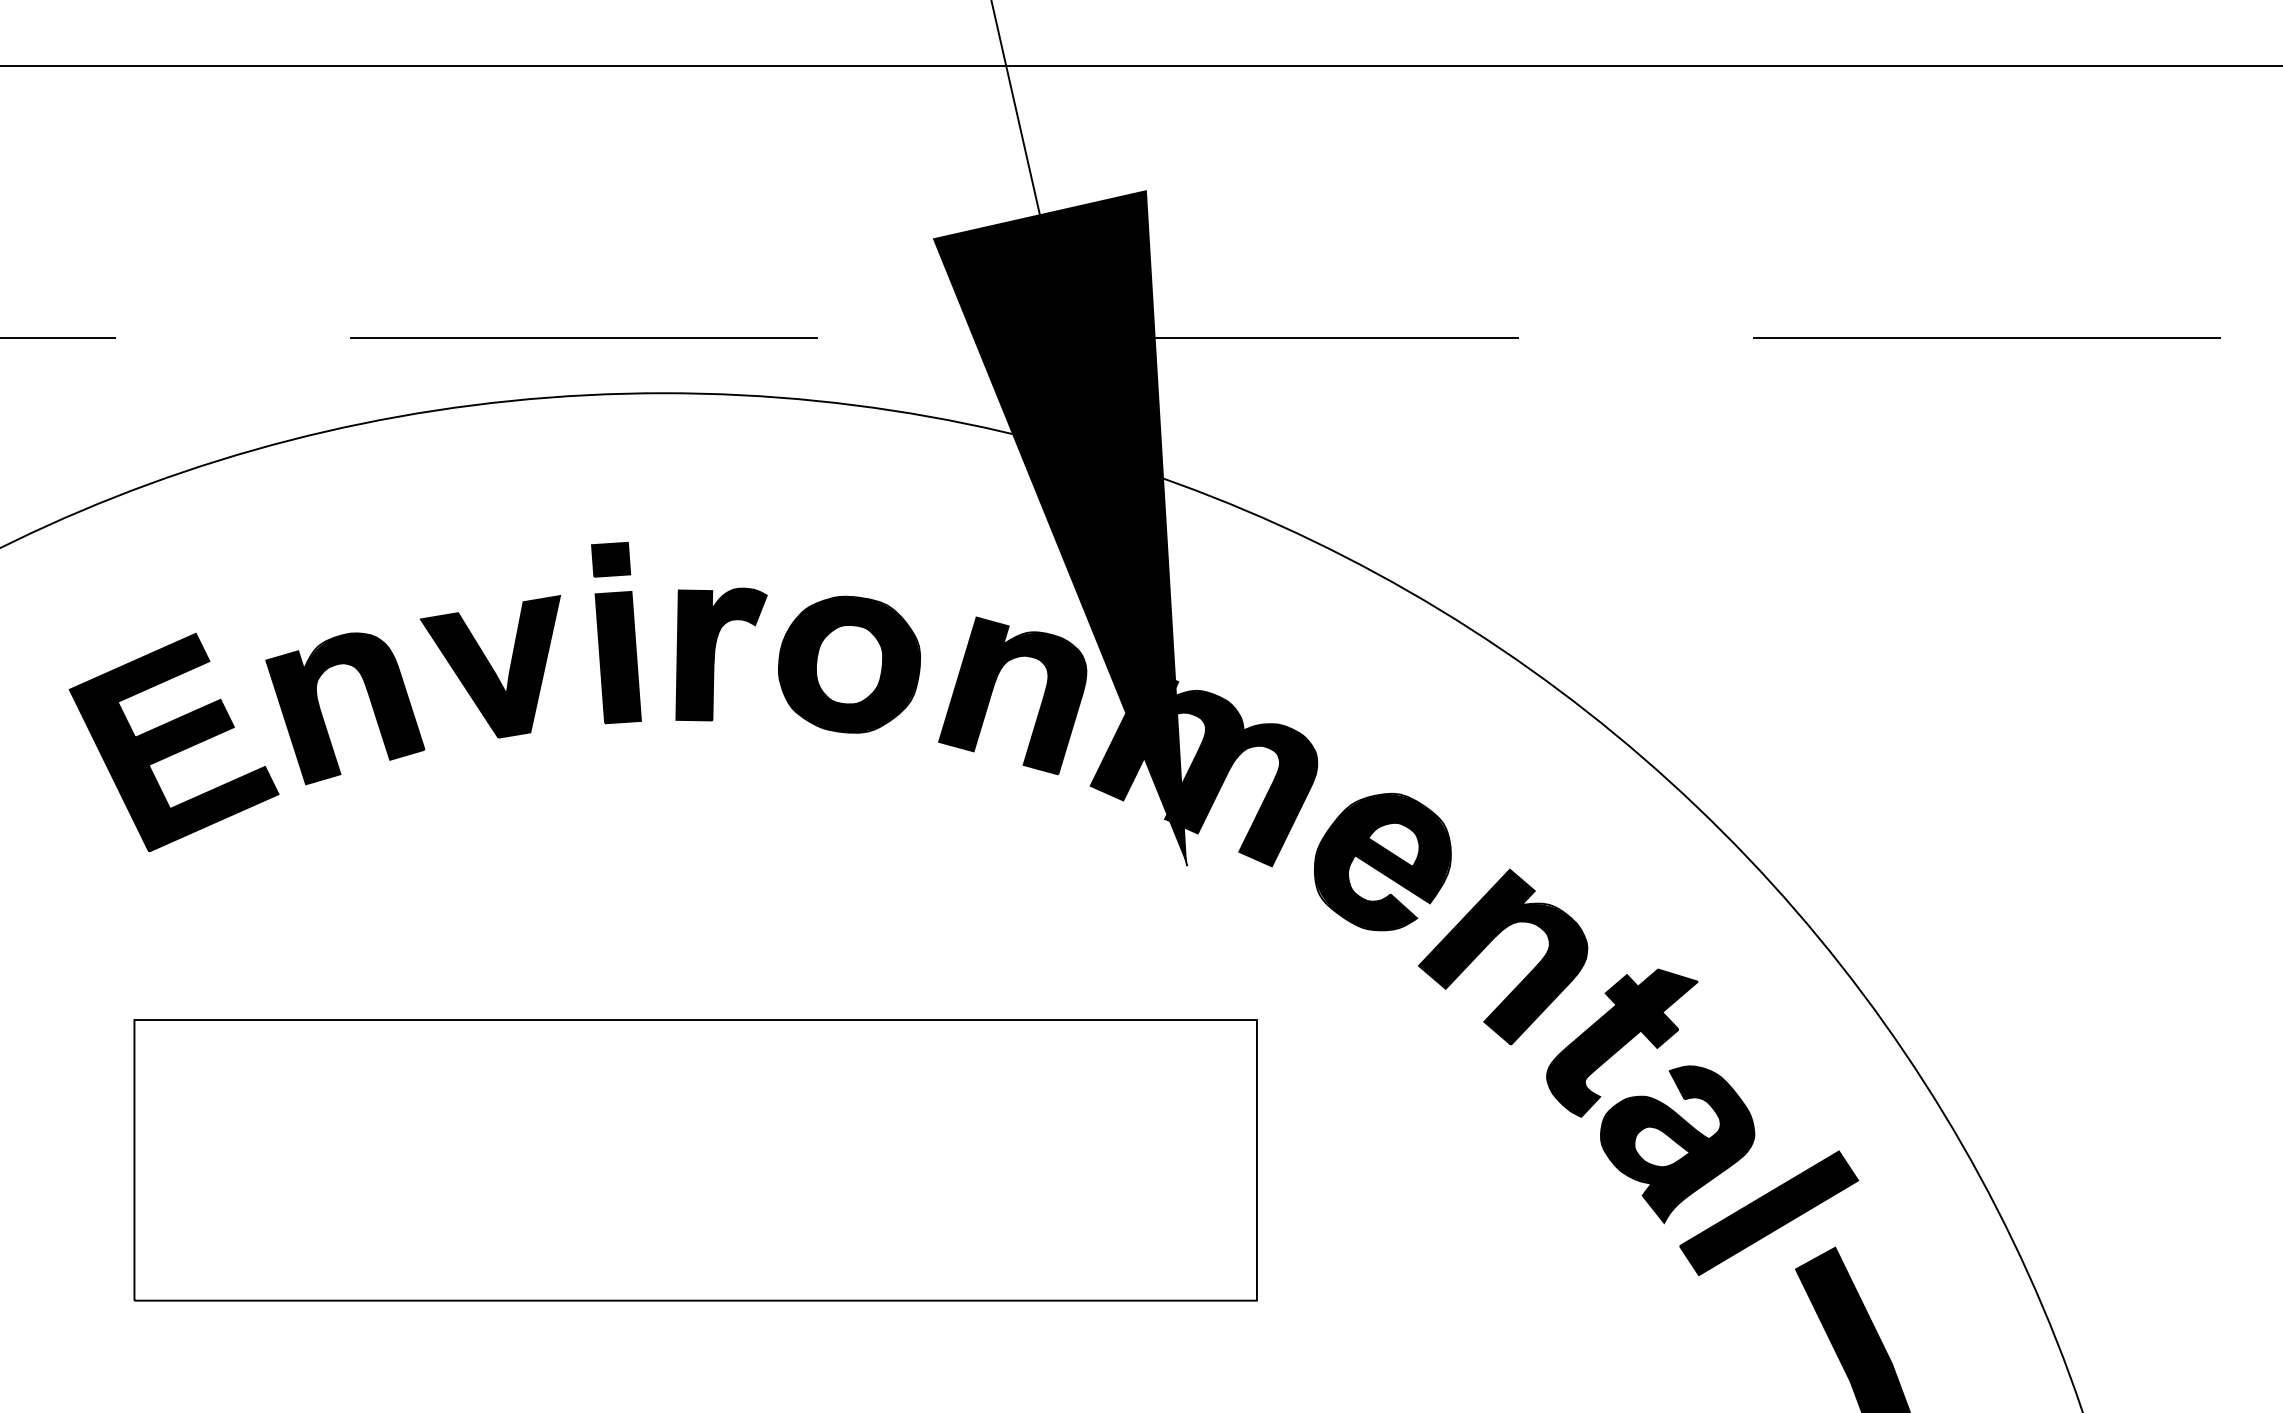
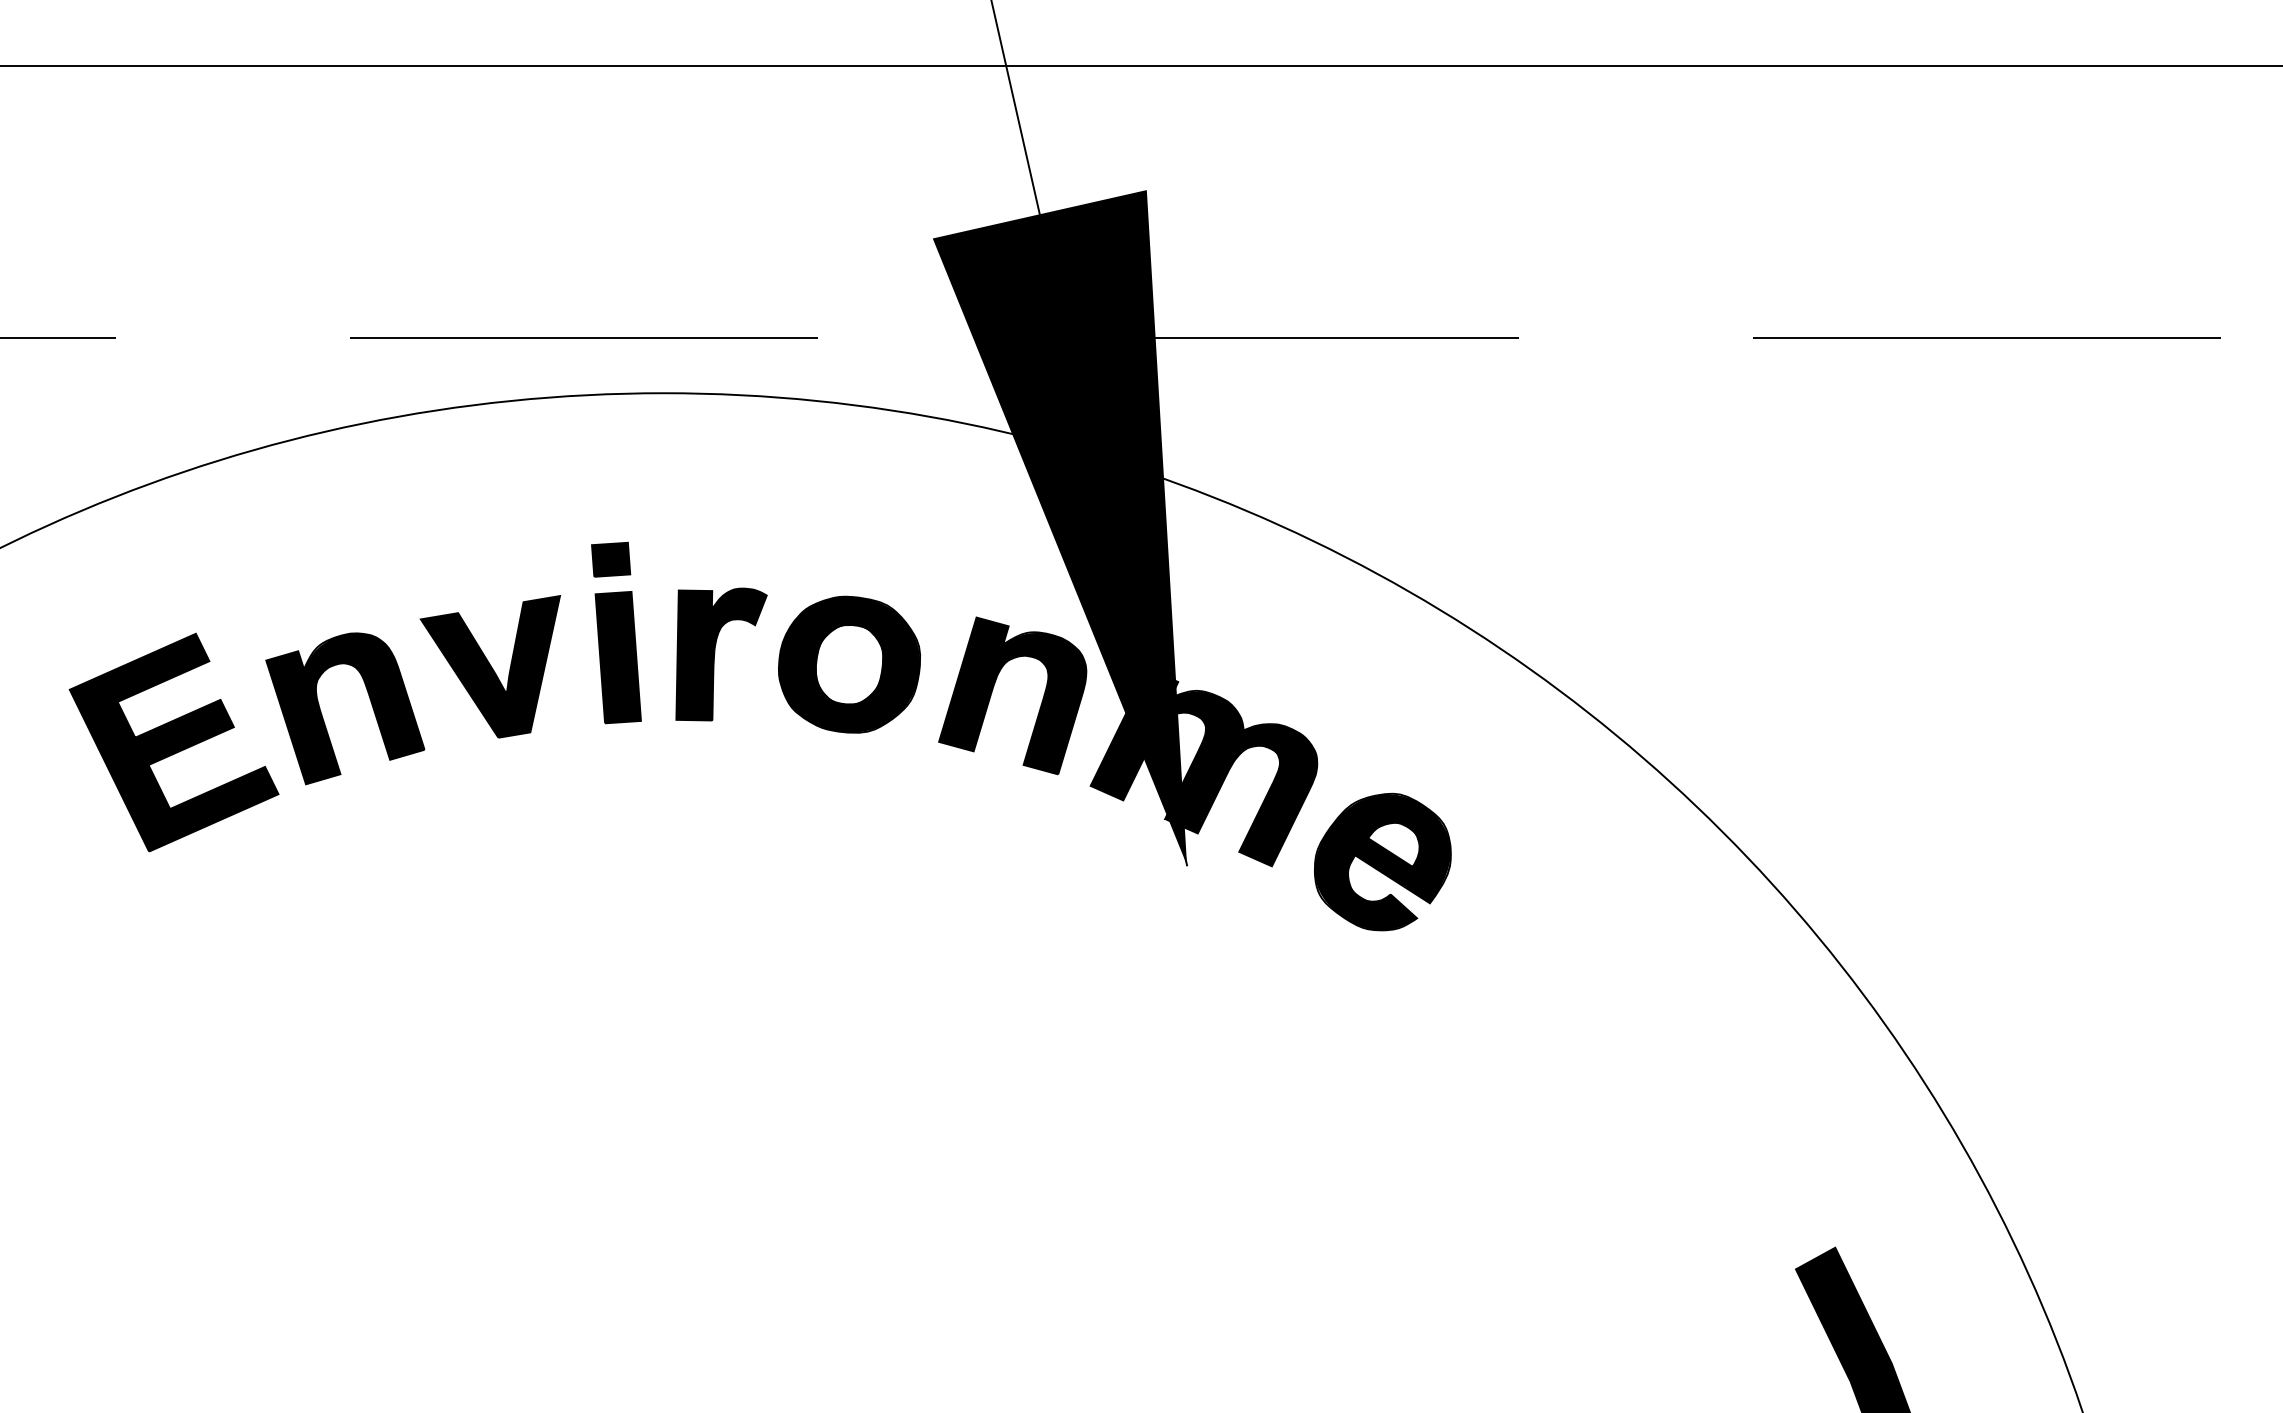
part: present -> none (1638, 1095)
part: present -> none (695, 1160)
